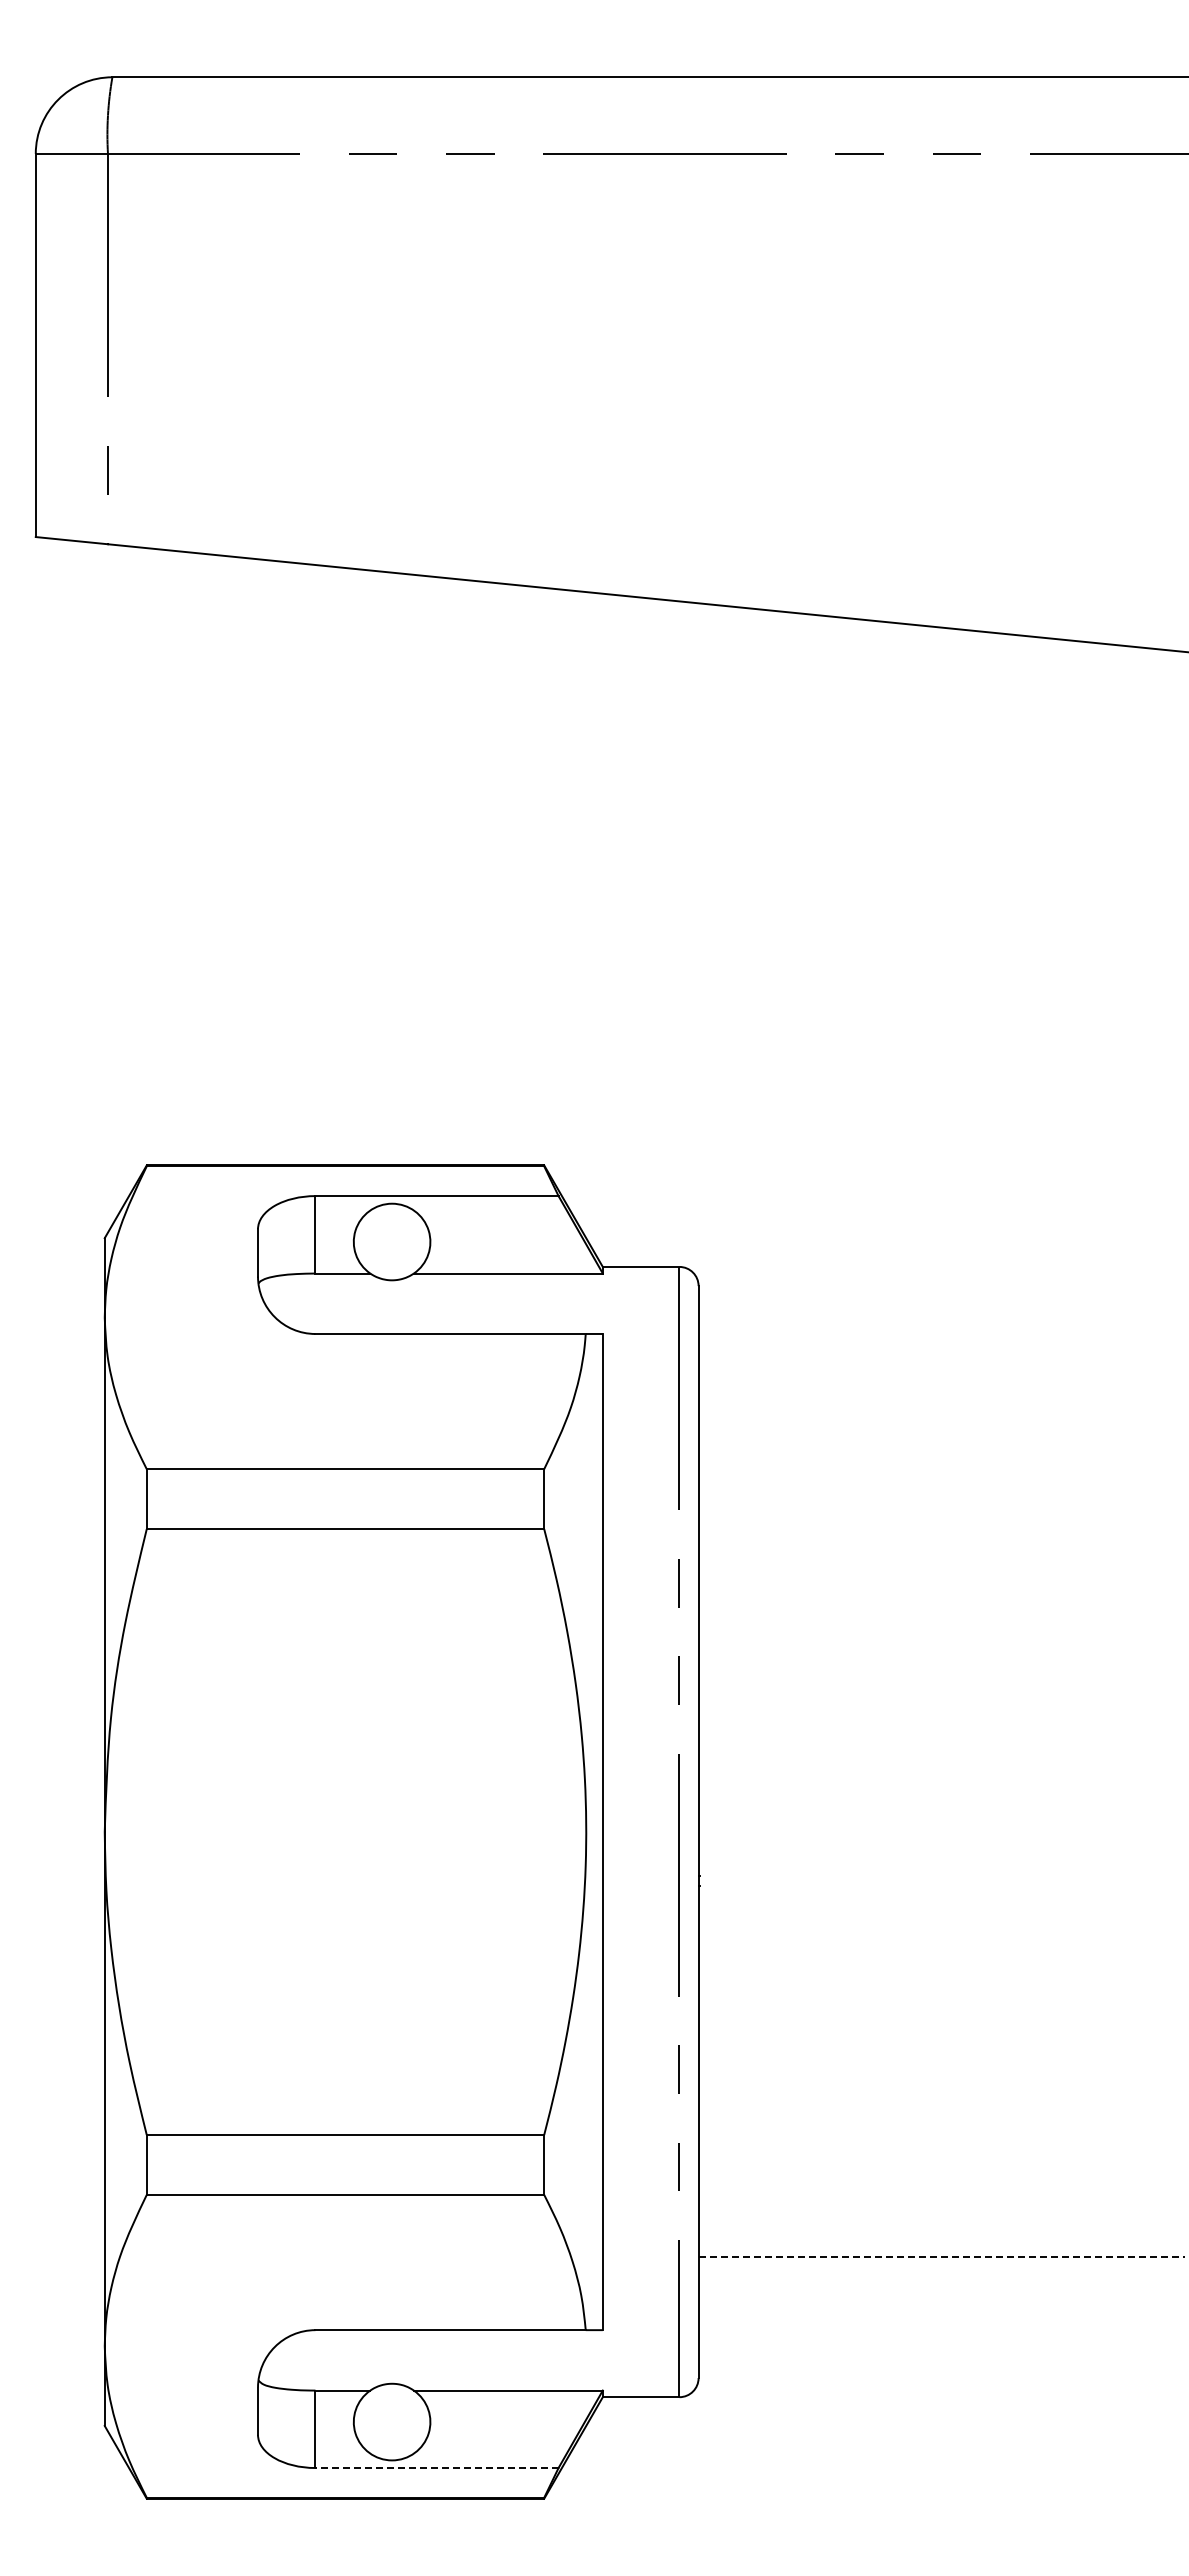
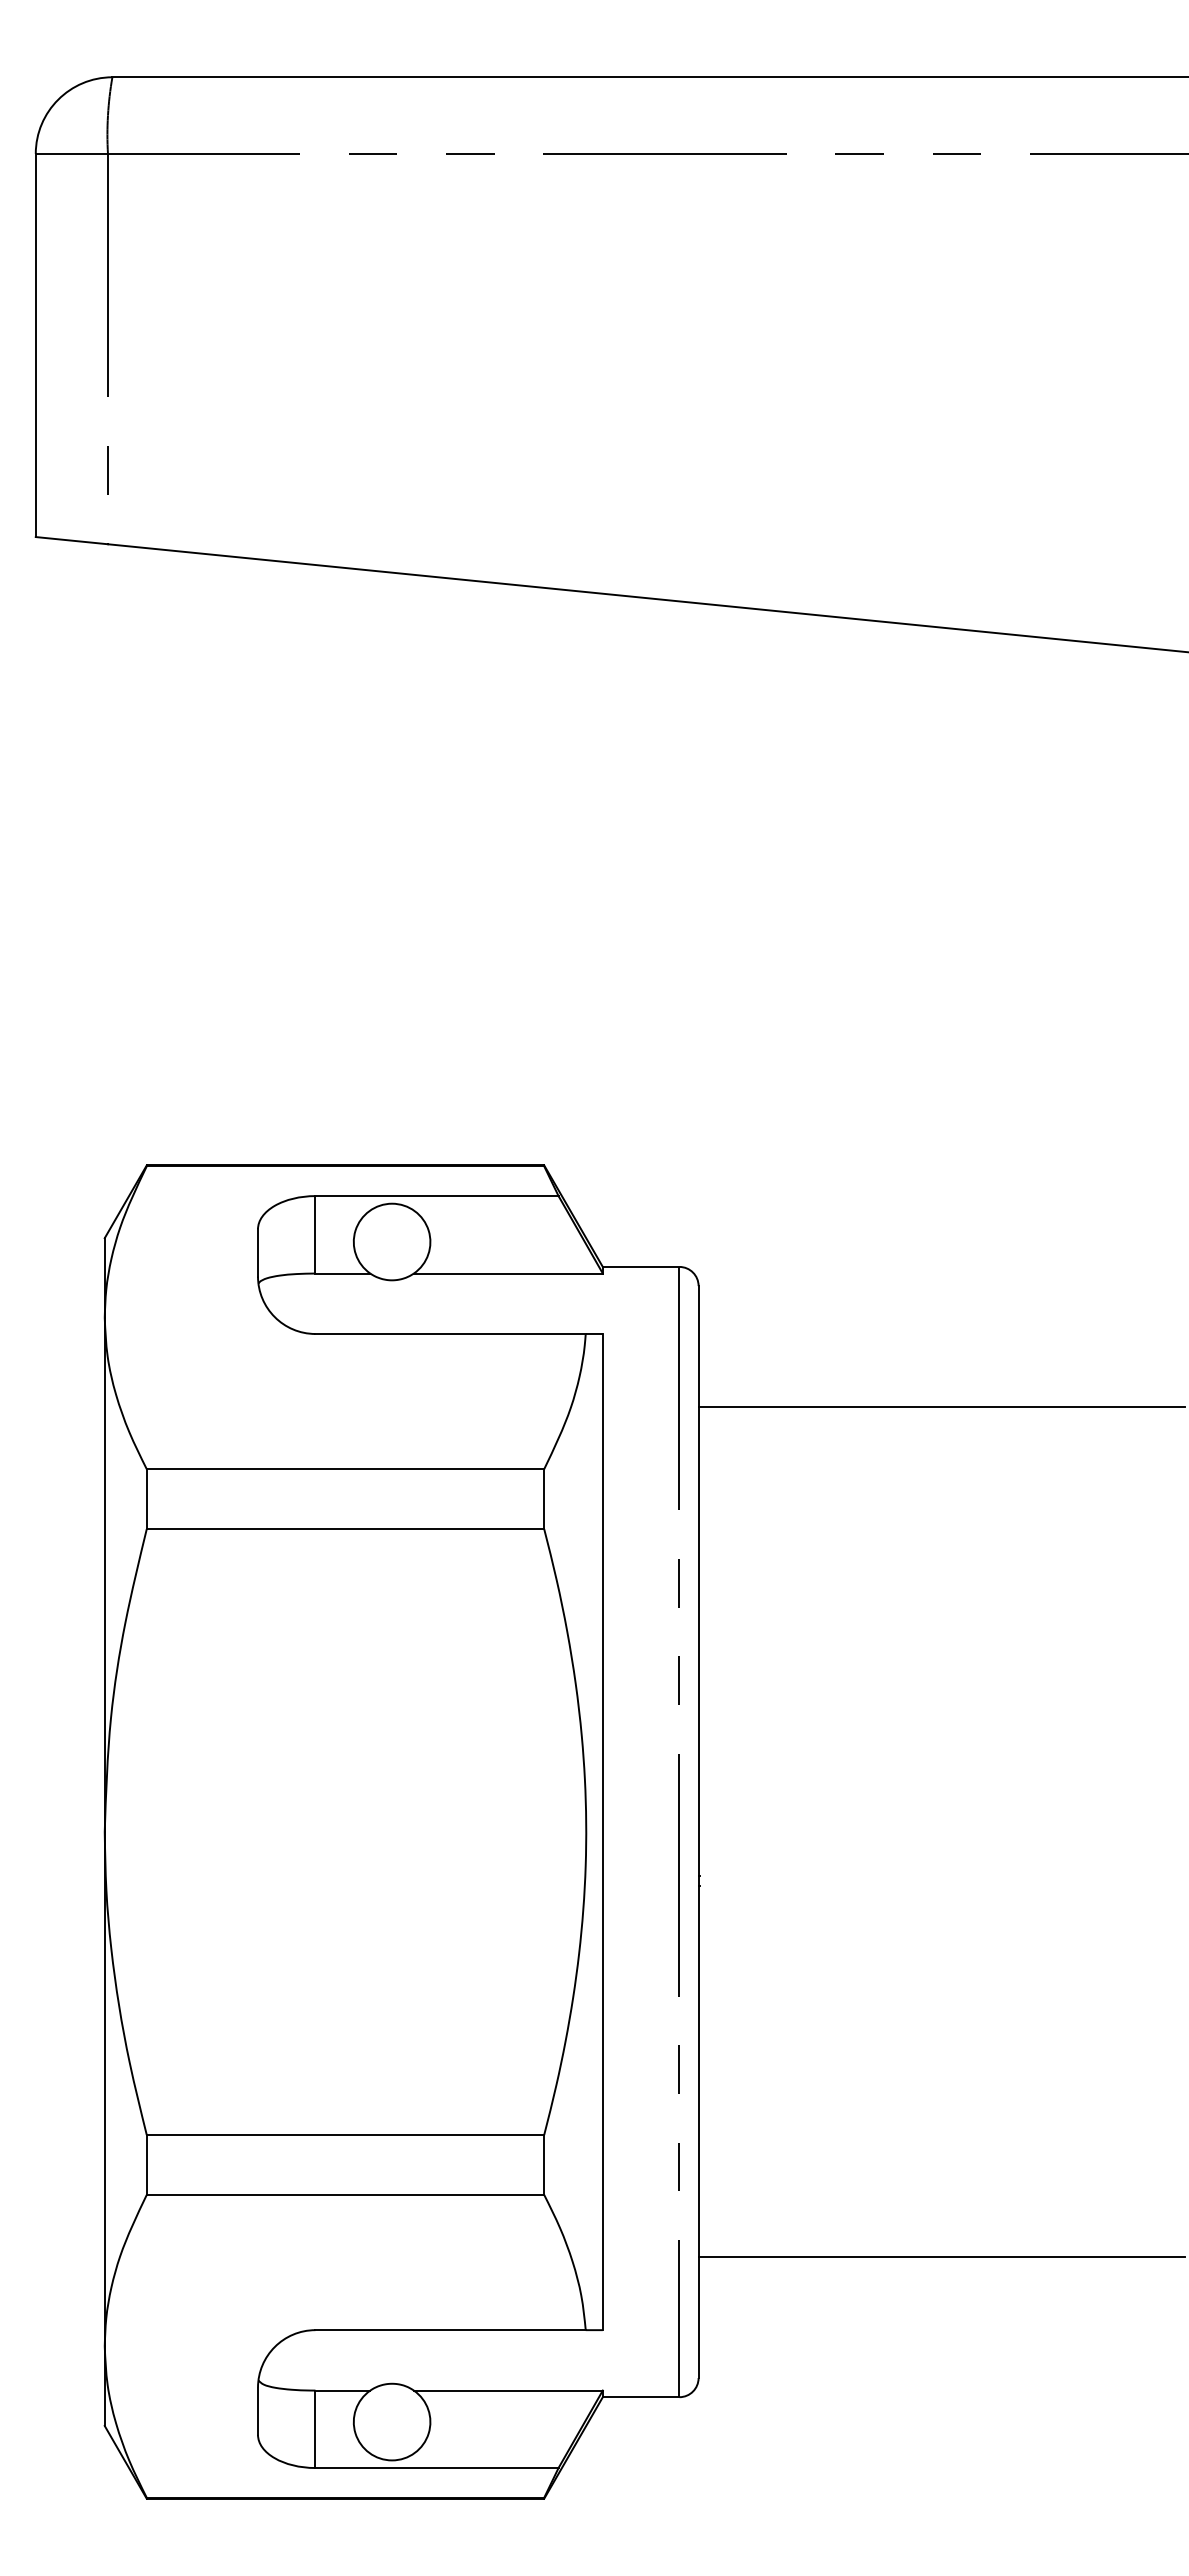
line: none -> present (941, 1406)
line: dashed -> solid (942, 2257)
line: dashed -> solid (437, 2468)
